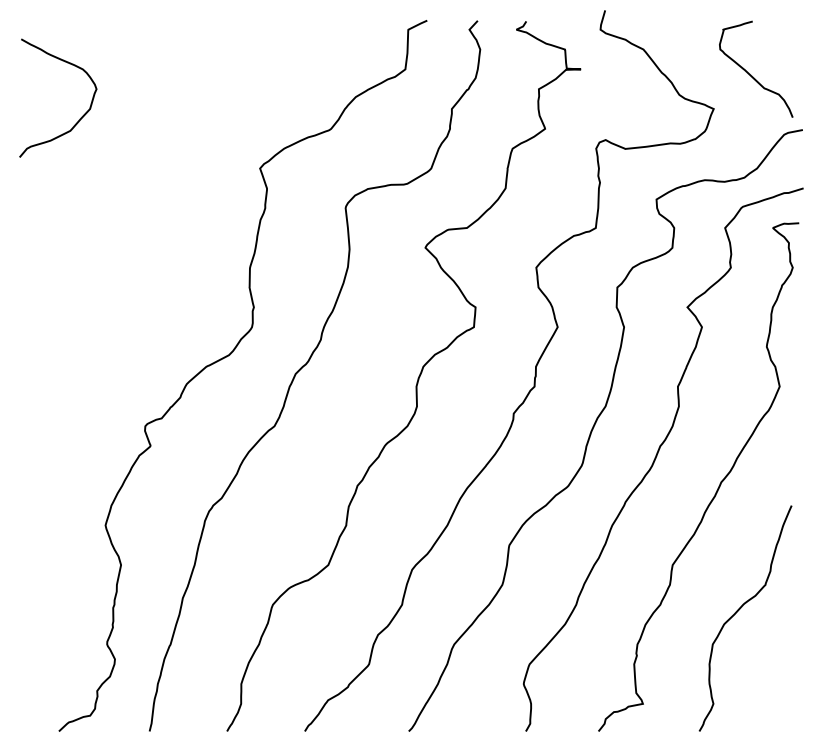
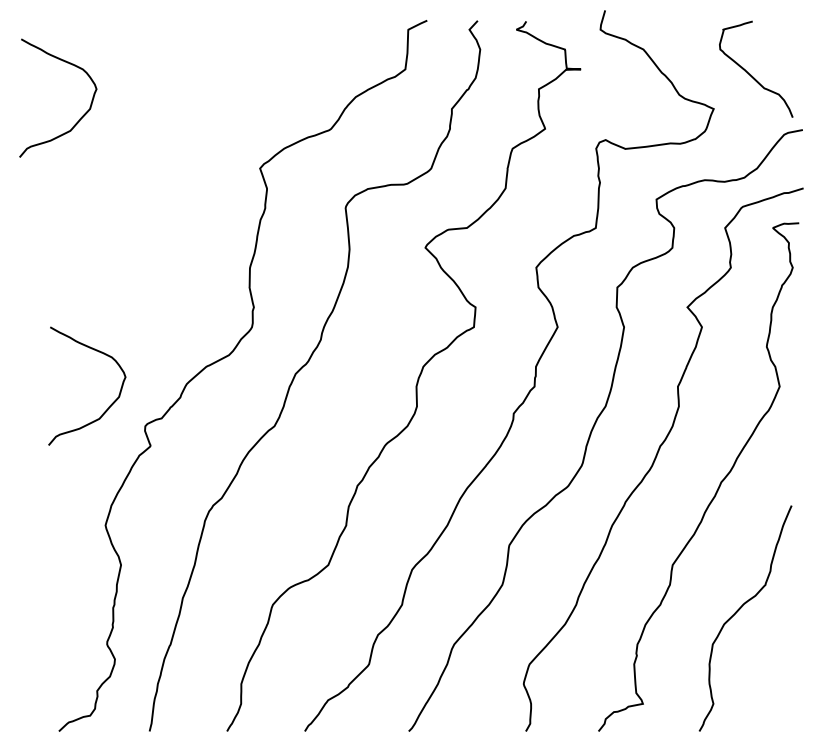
curve: none -> present (109, 405)
